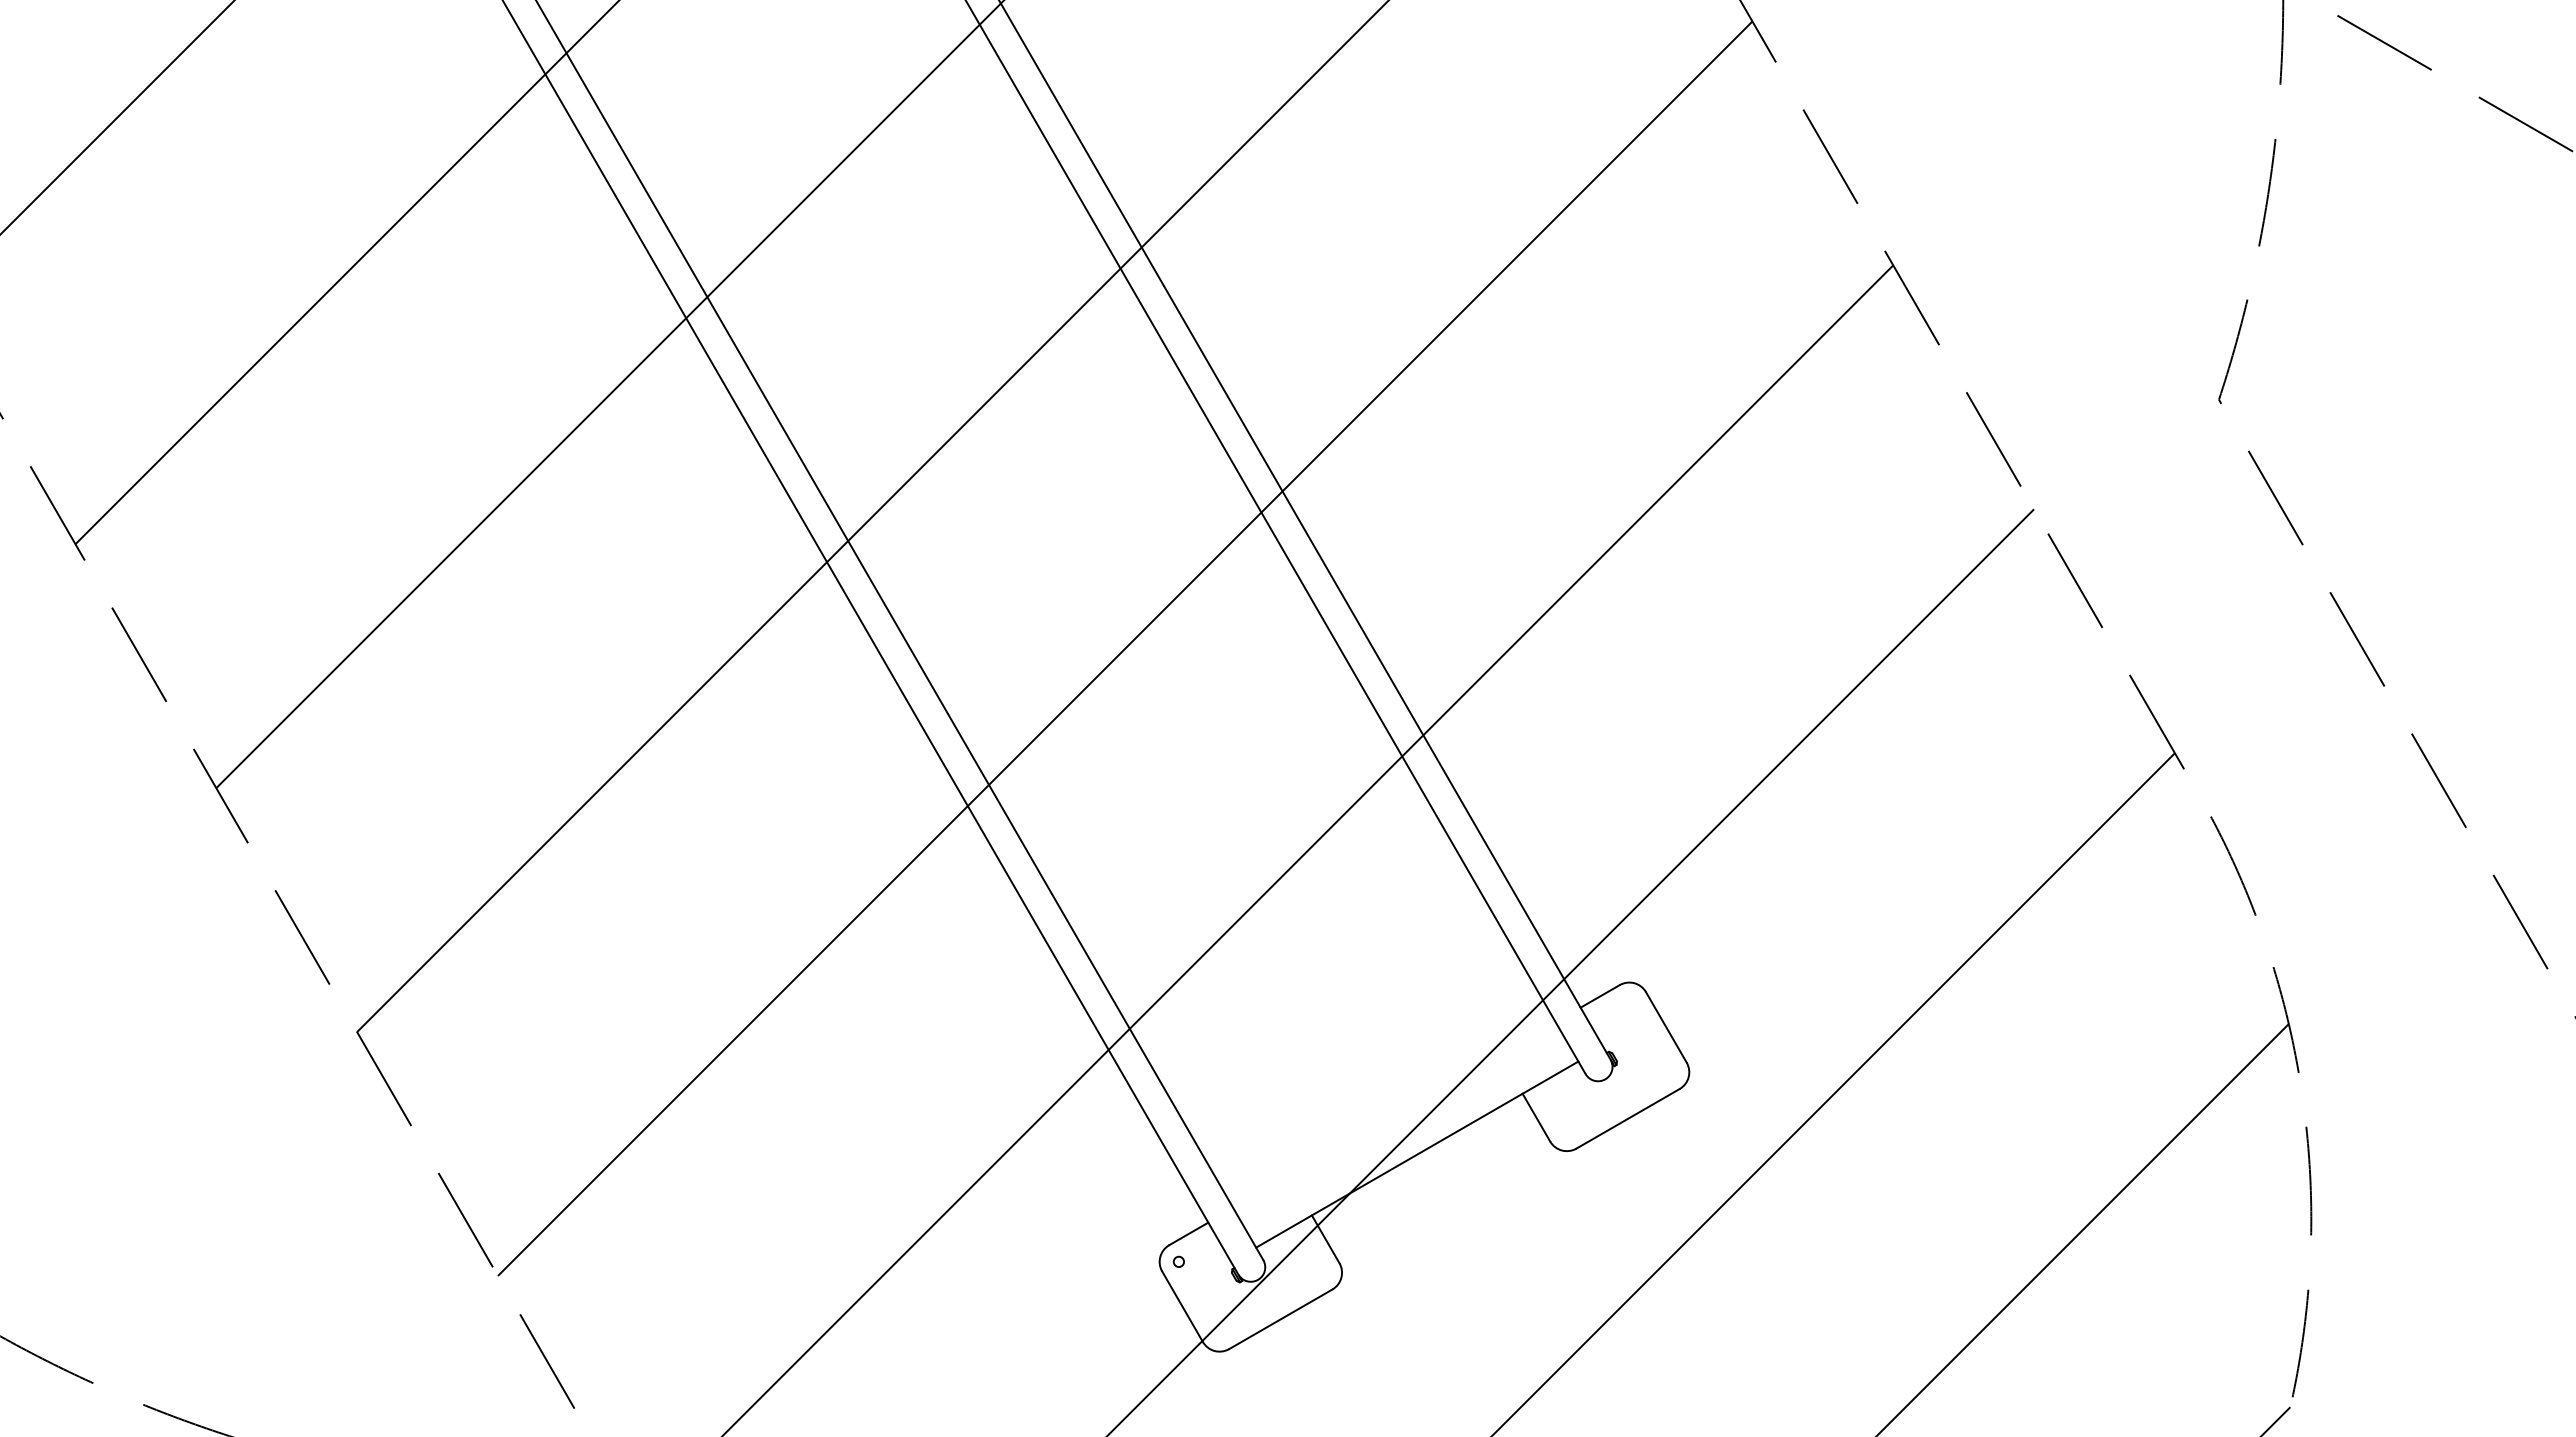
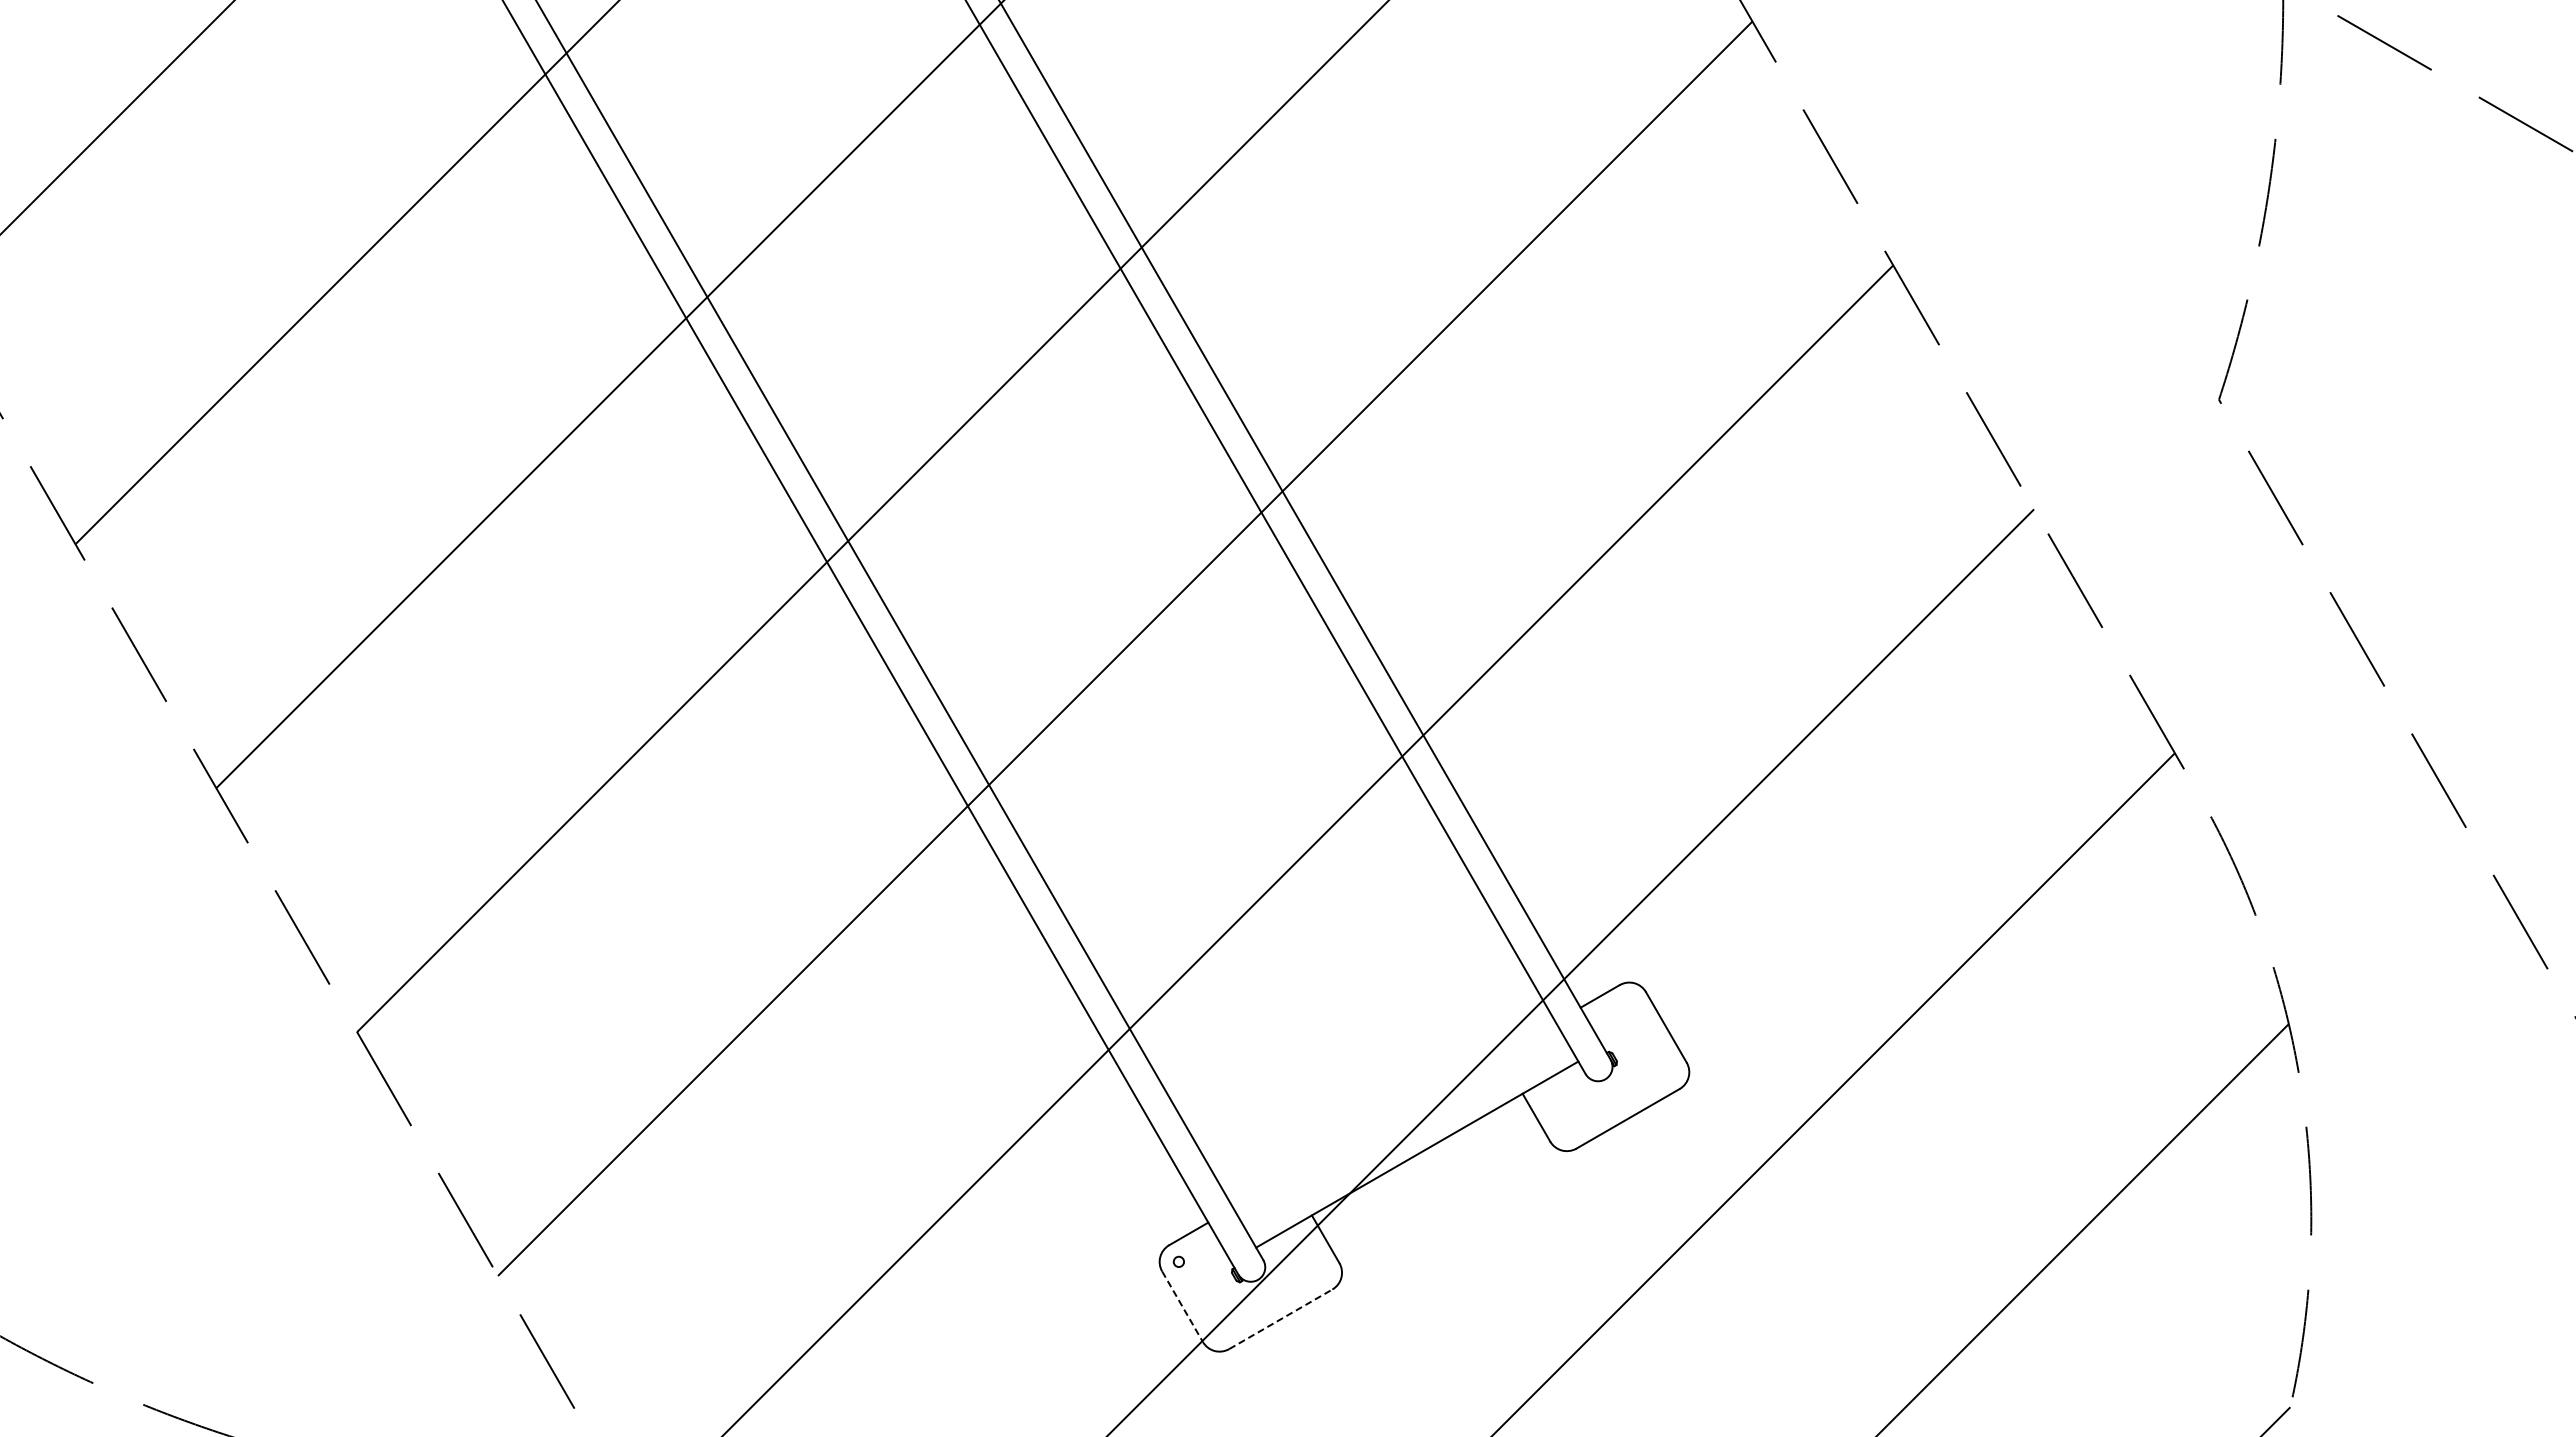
line: solid -> dashed (1182, 1306)
line: solid -> dashed (1280, 1319)
